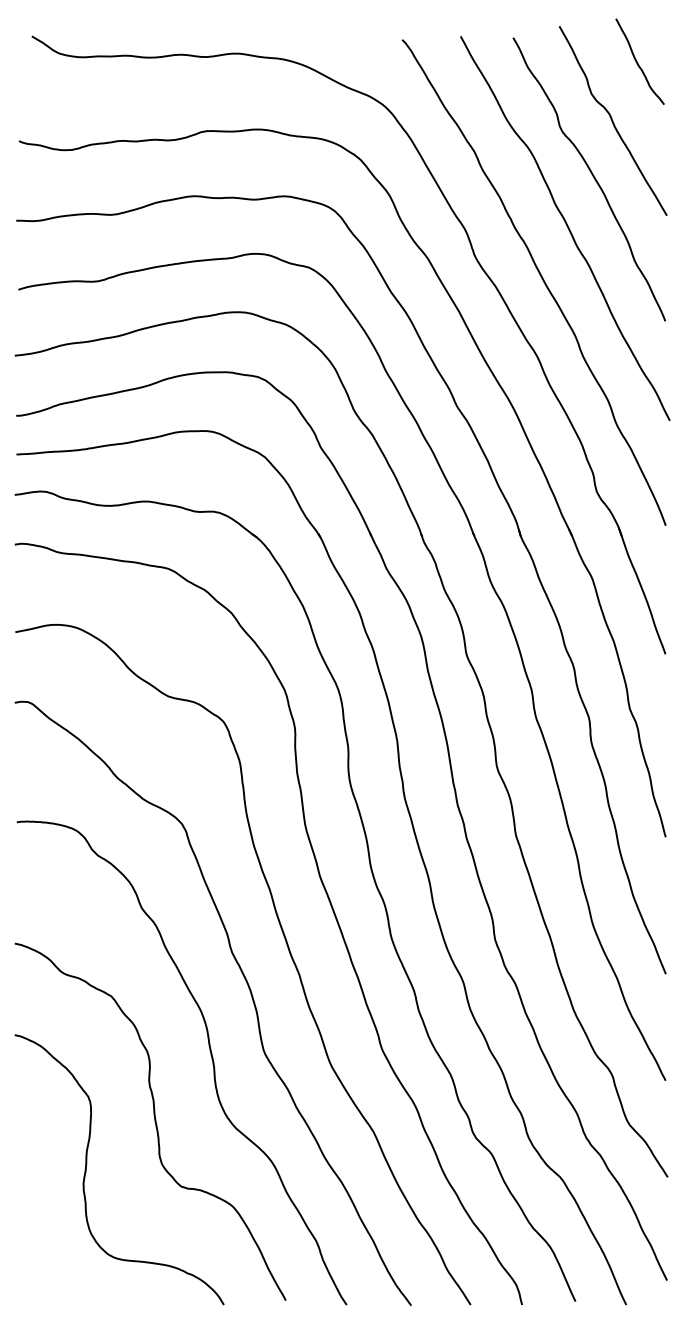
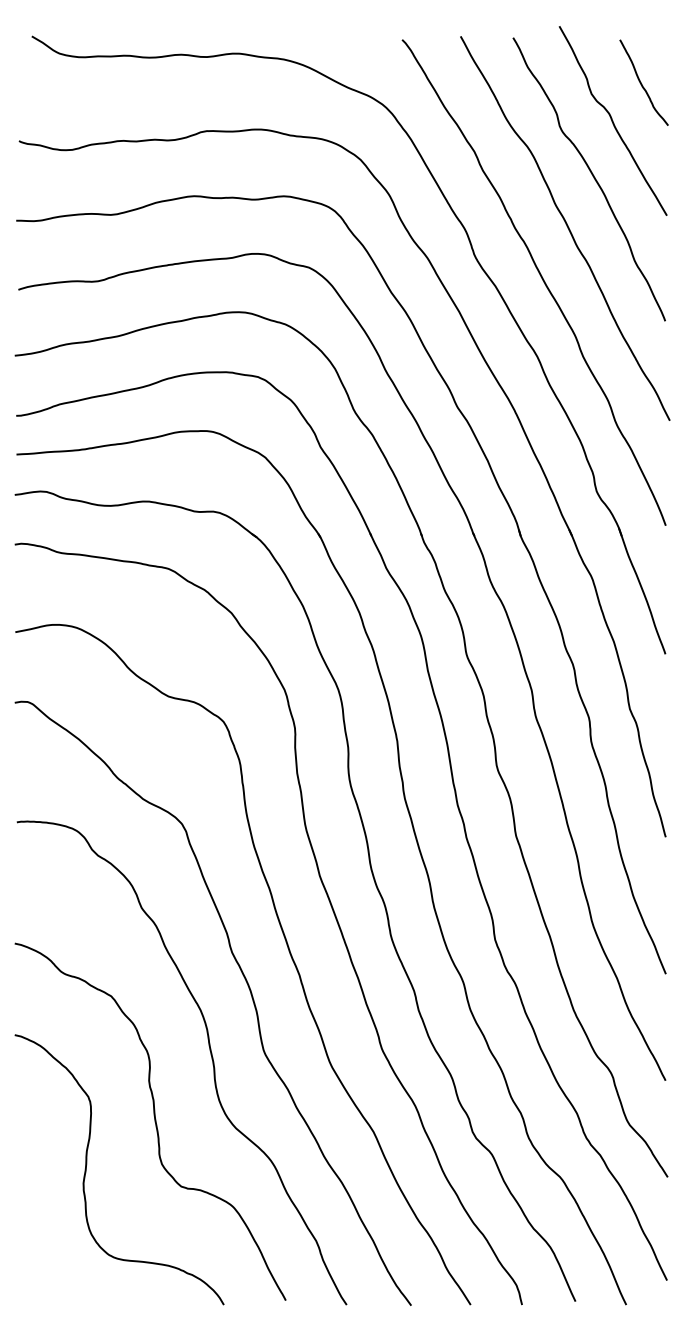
curve position: (637, 61) -> (641, 82) (641, 82)
